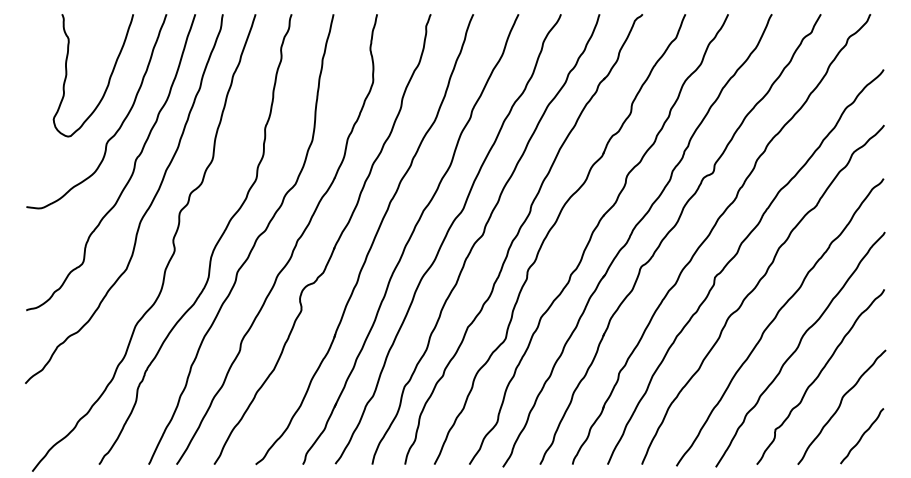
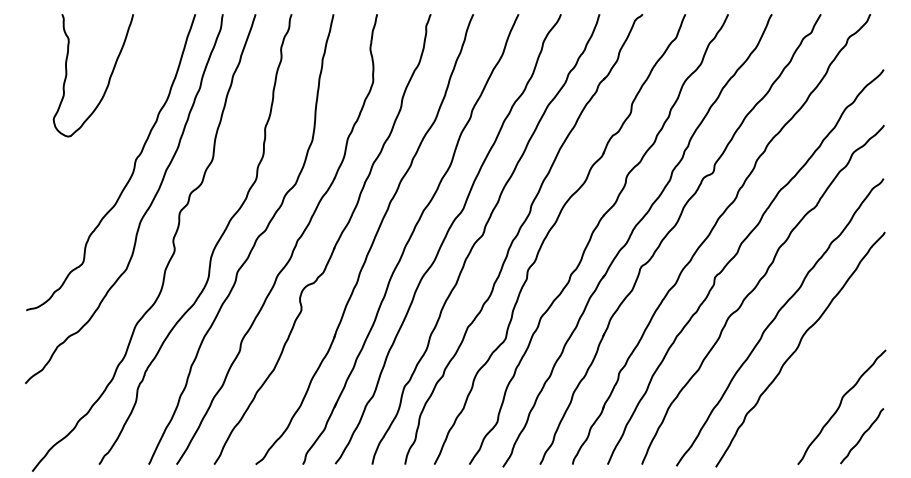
curve: present -> none (120, 124)
curve: present -> none (819, 376)
